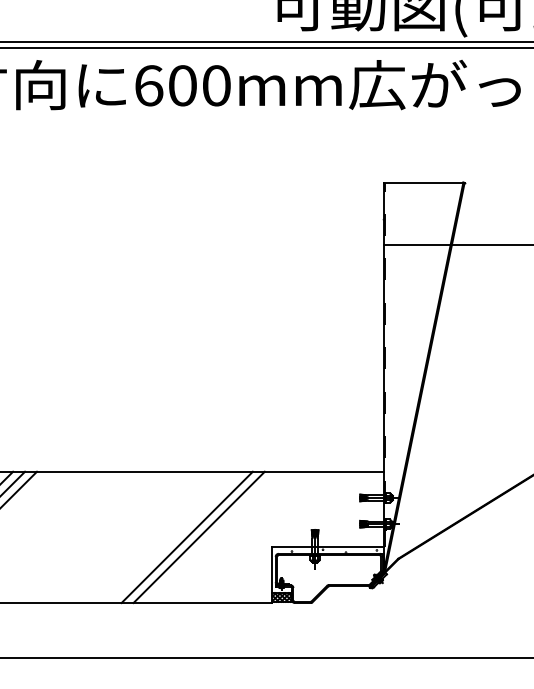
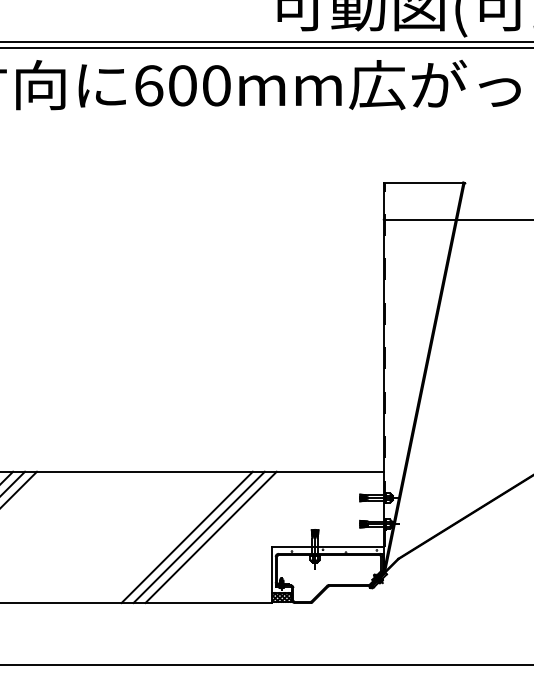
line position: (457, 244) -> (457, 219) (457, 219)
line: none -> present (210, 537)
line position: (266, 657) -> (266, 664) (266, 664)
